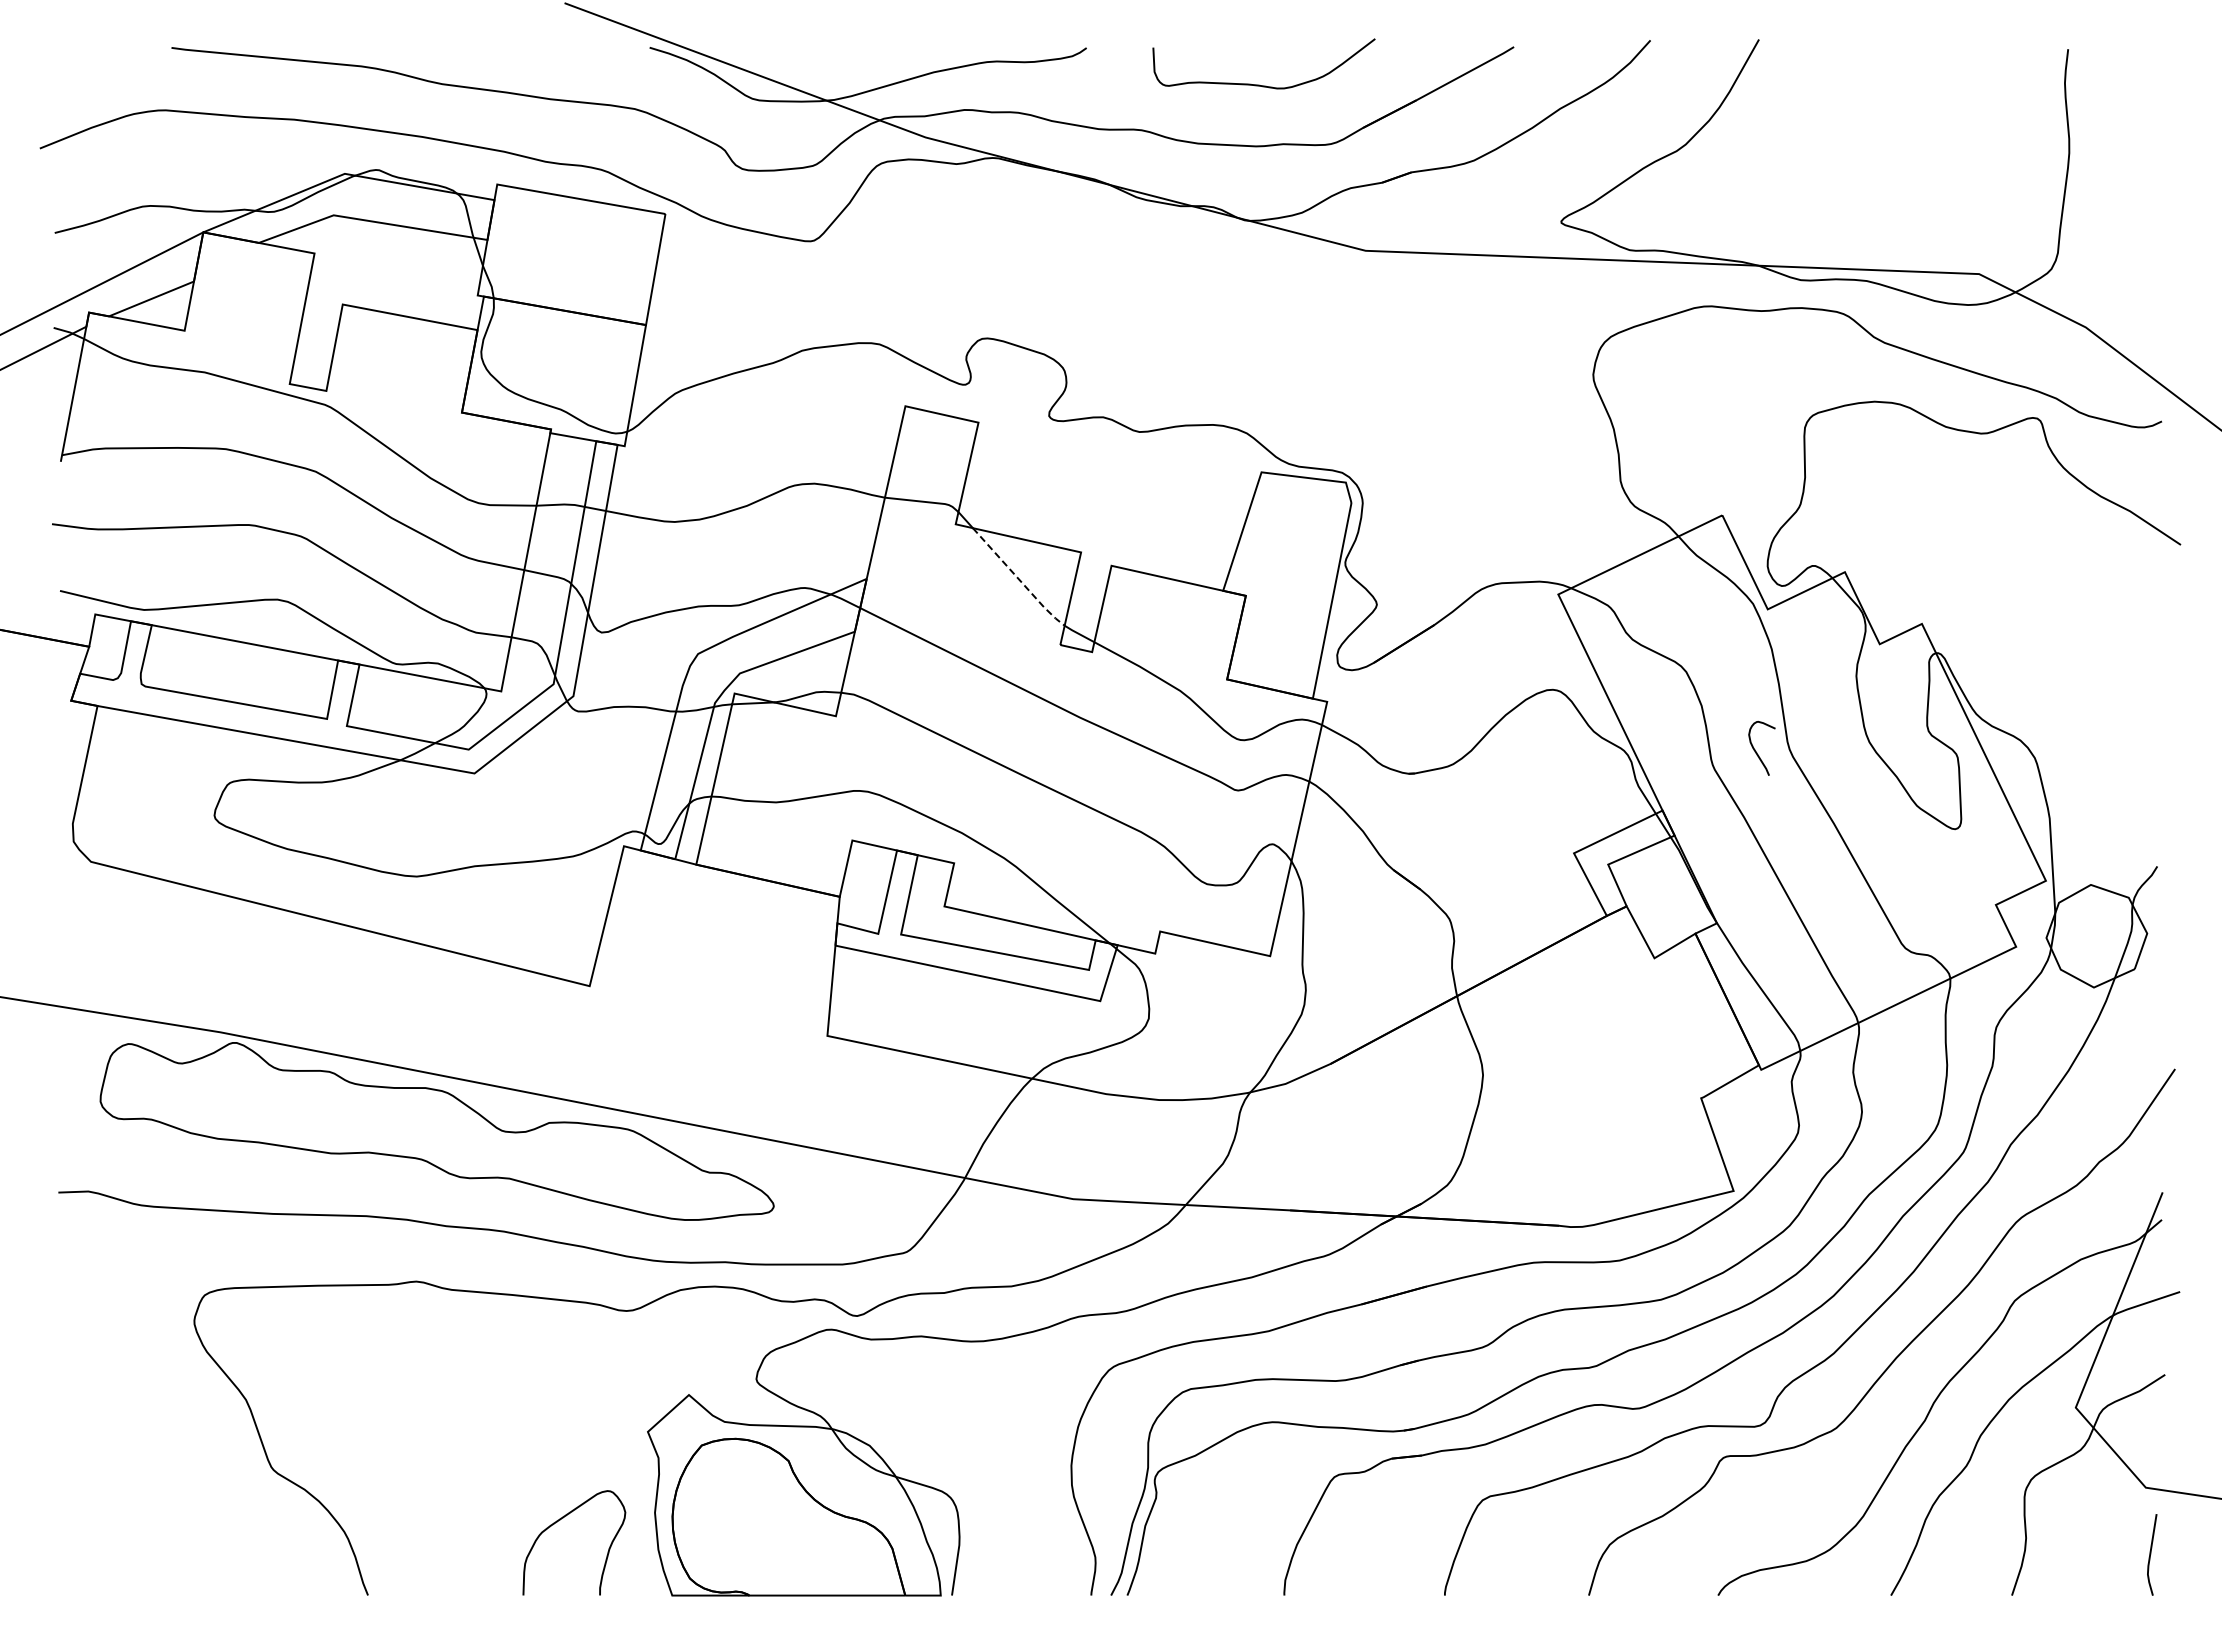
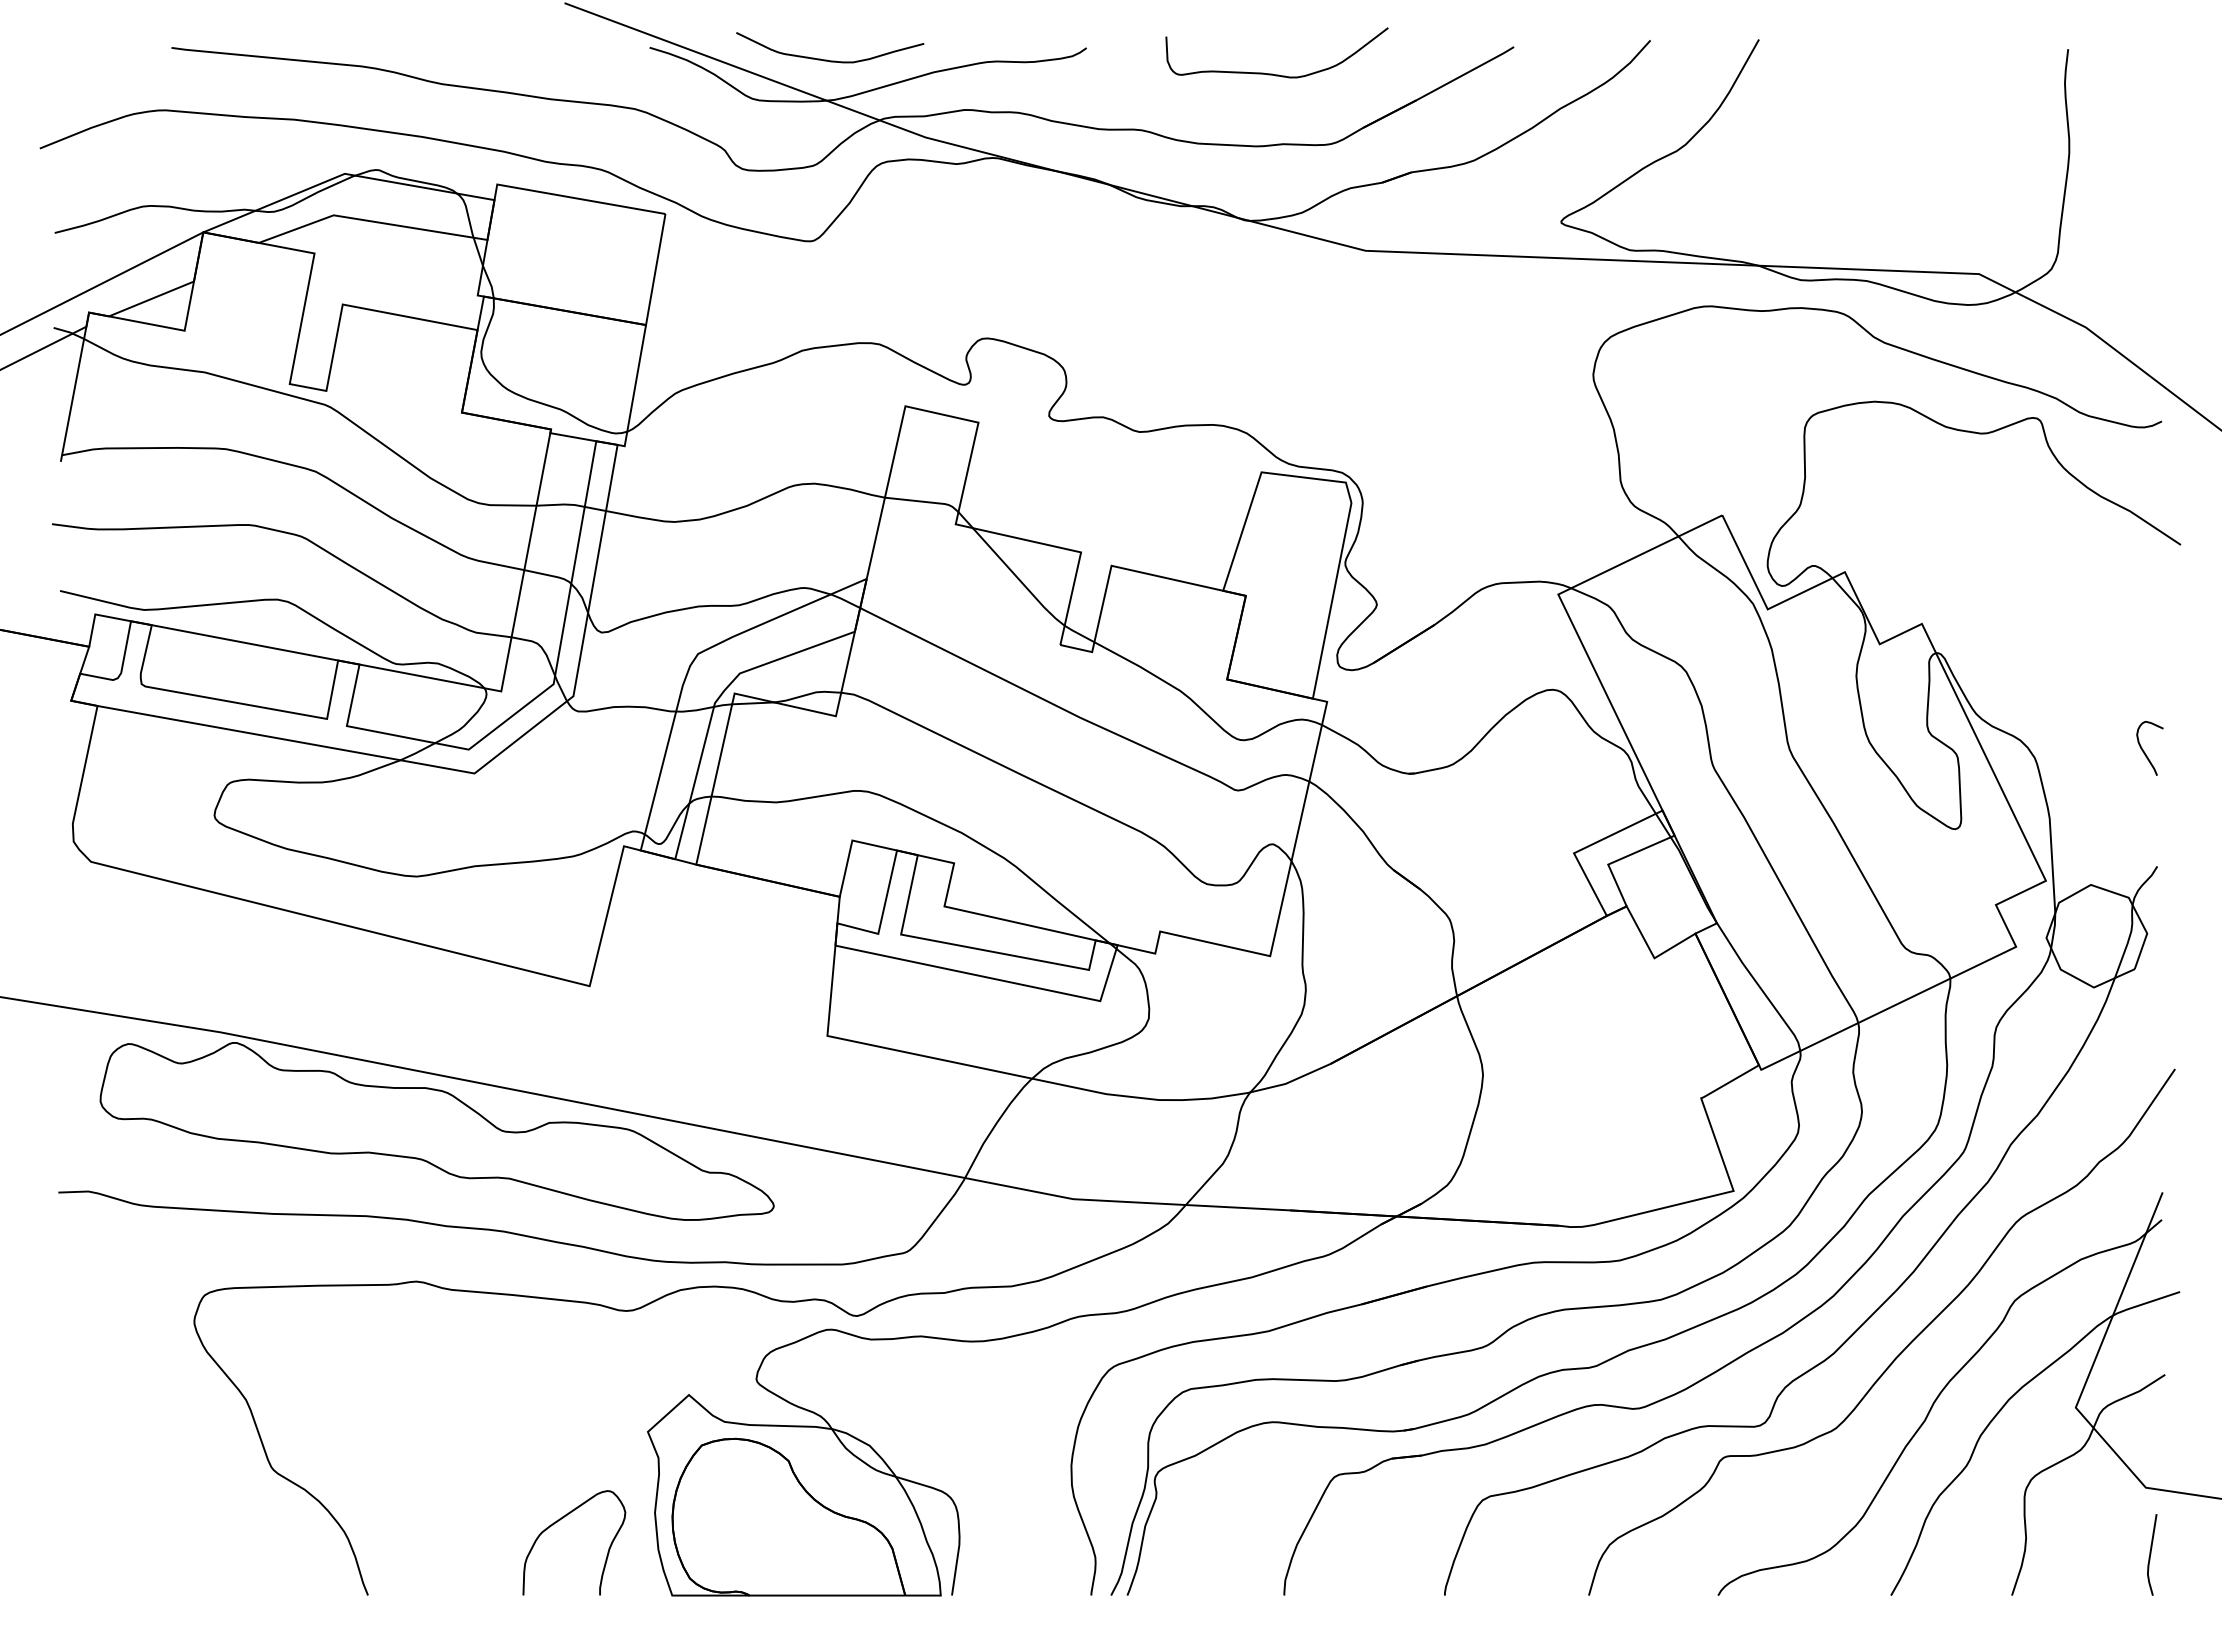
curve: none -> present (827, 59)
curve position: (1259, 84) -> (1272, 73) (1272, 73)
line: dashed -> solid (1018, 579)
curve position: (1757, 752) -> (2145, 752) (2145, 752)
